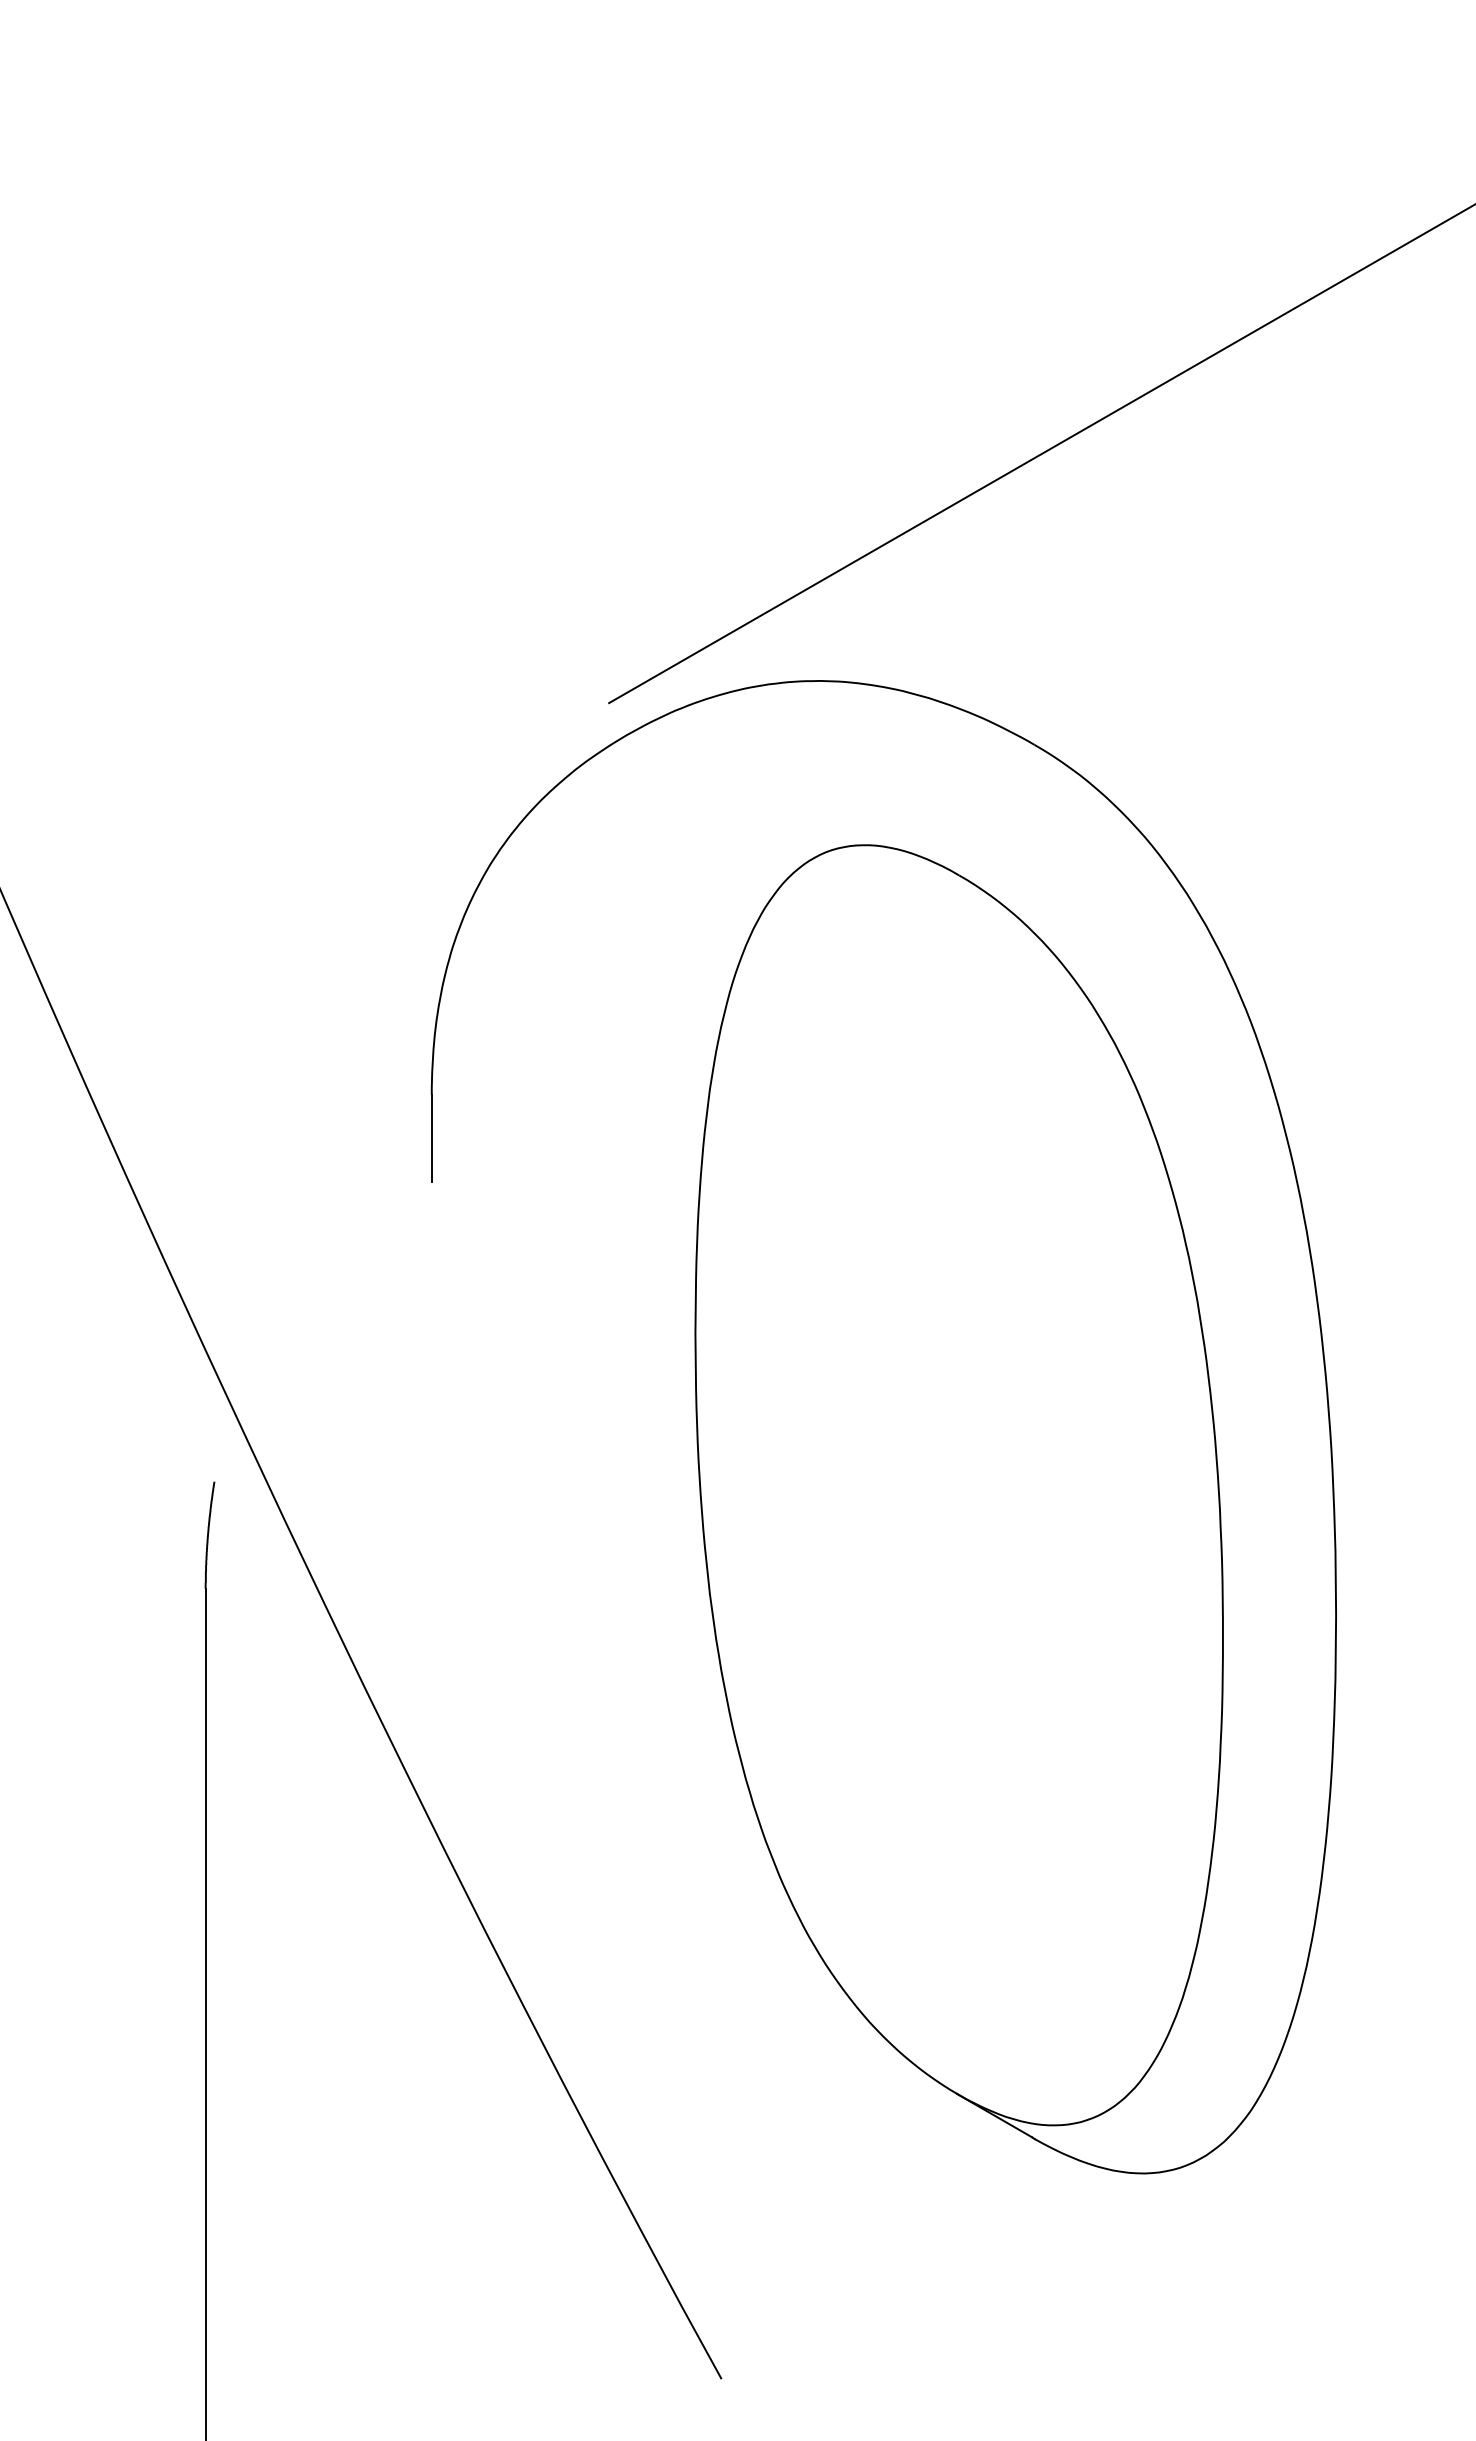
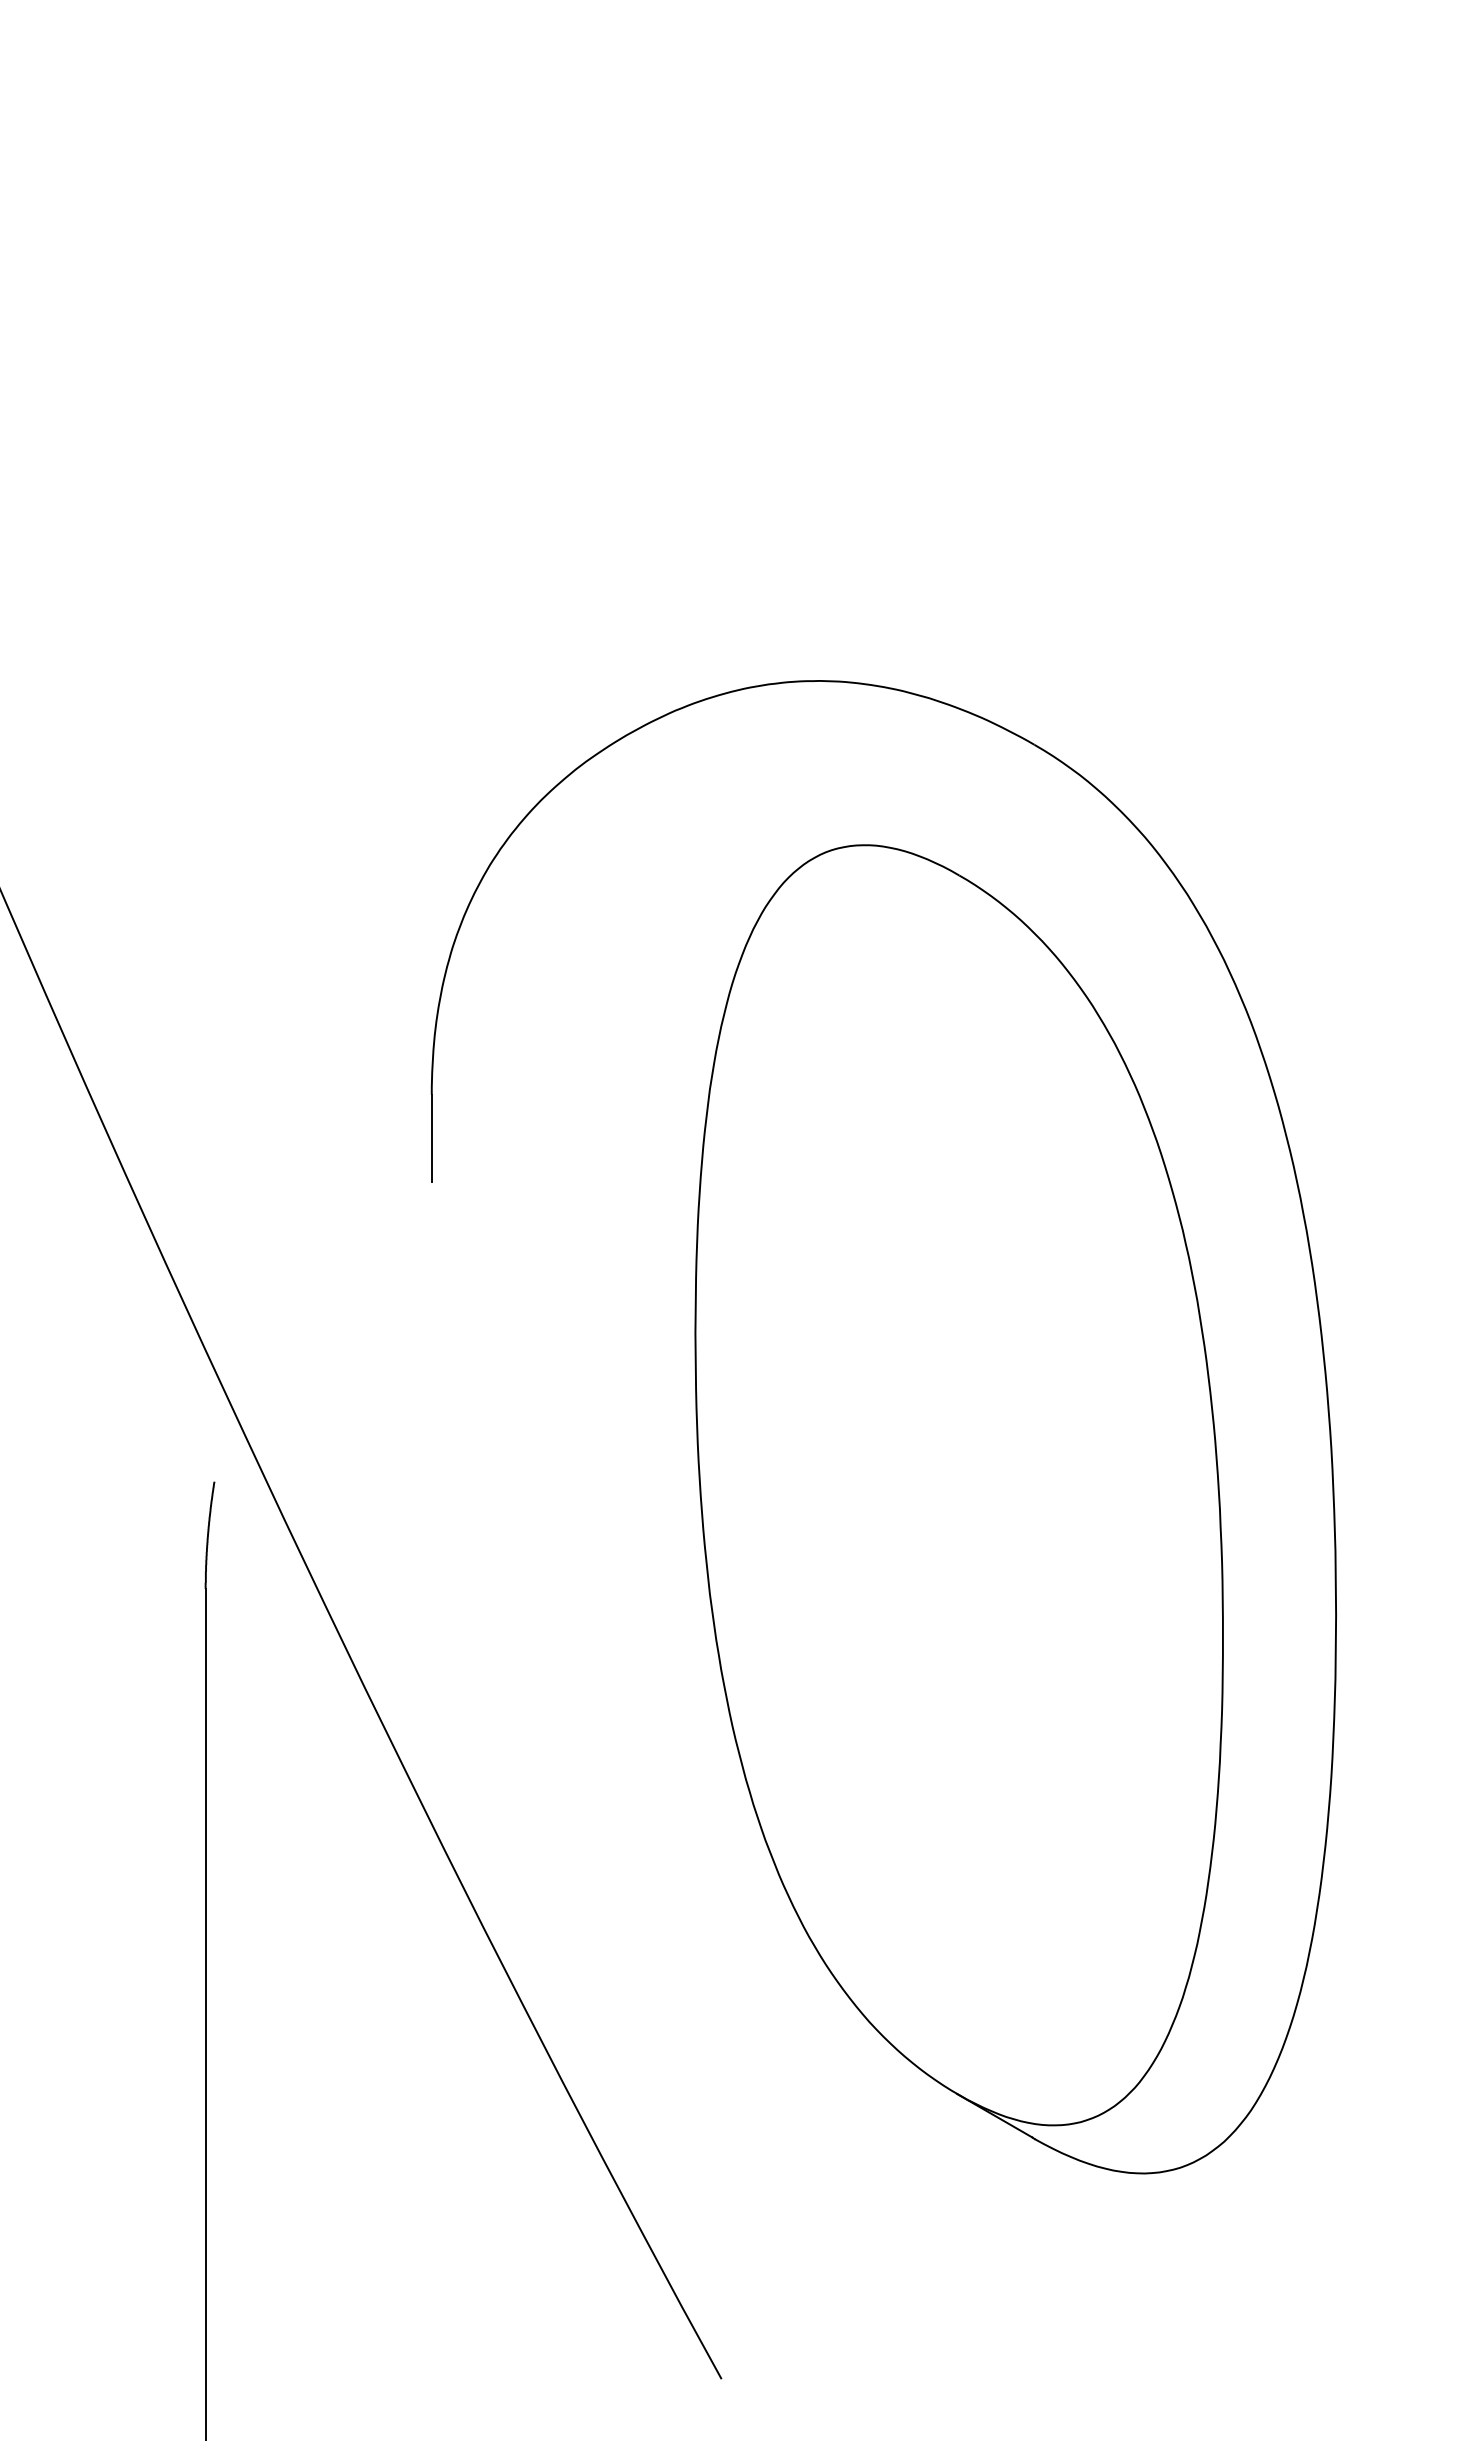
line: present -> none (1040, 454)
